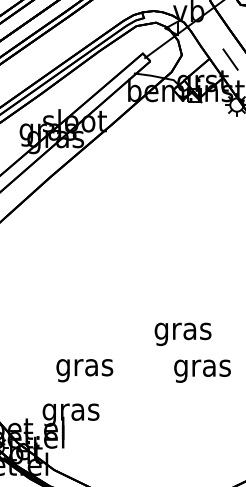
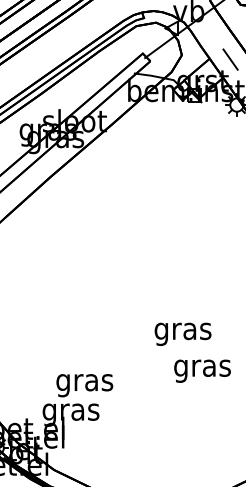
text position: (84, 370) -> (84, 385) (84, 385)
